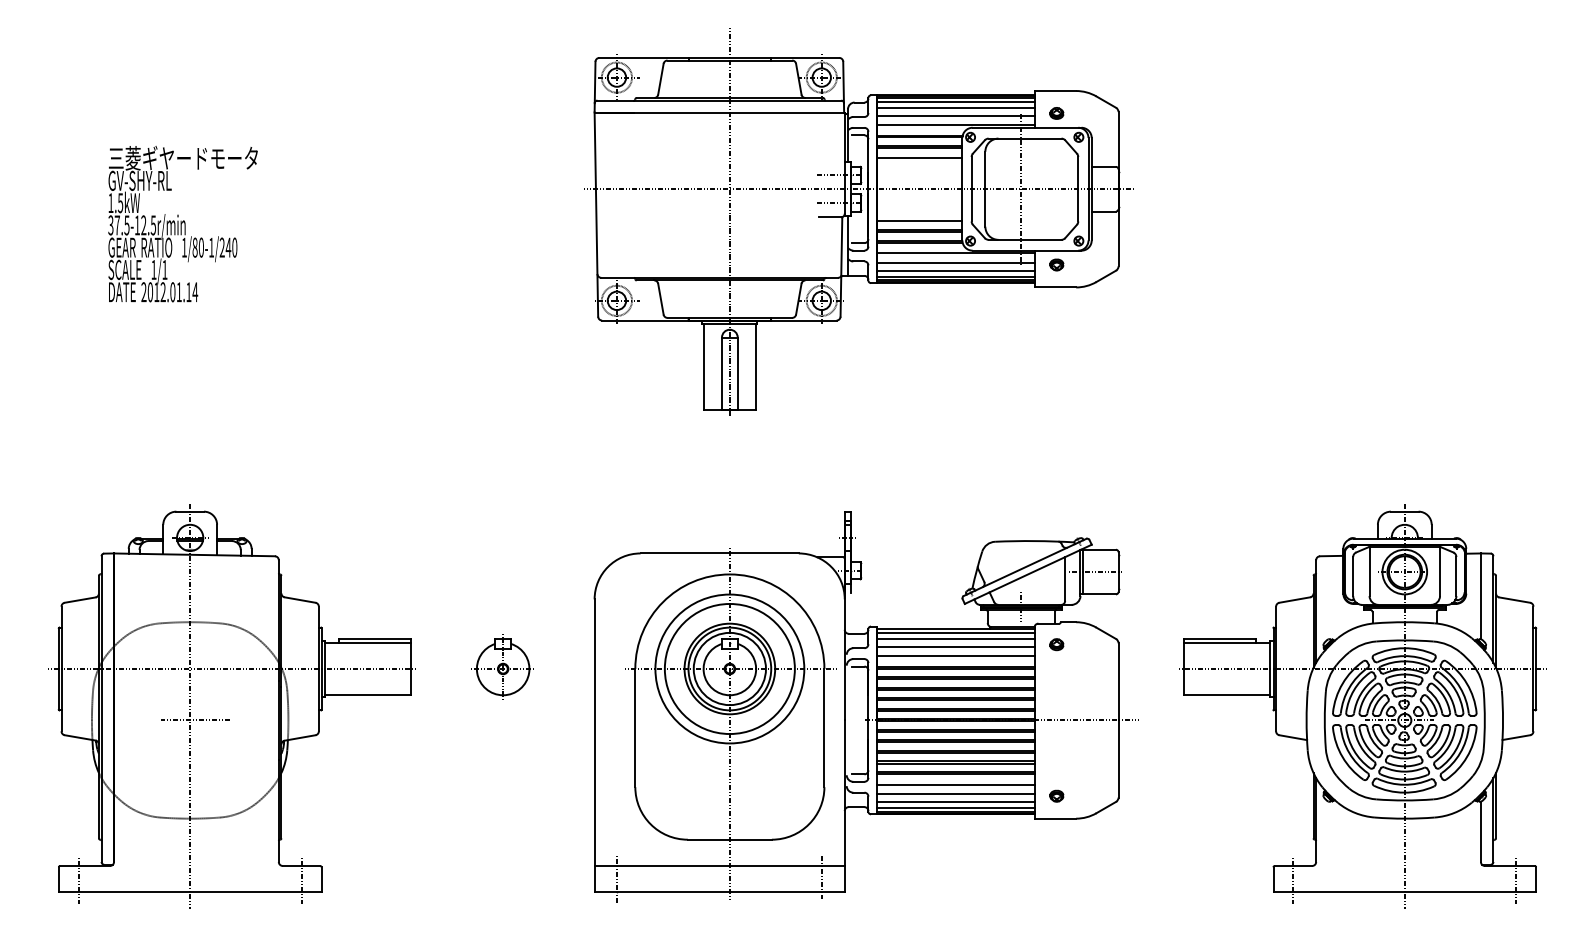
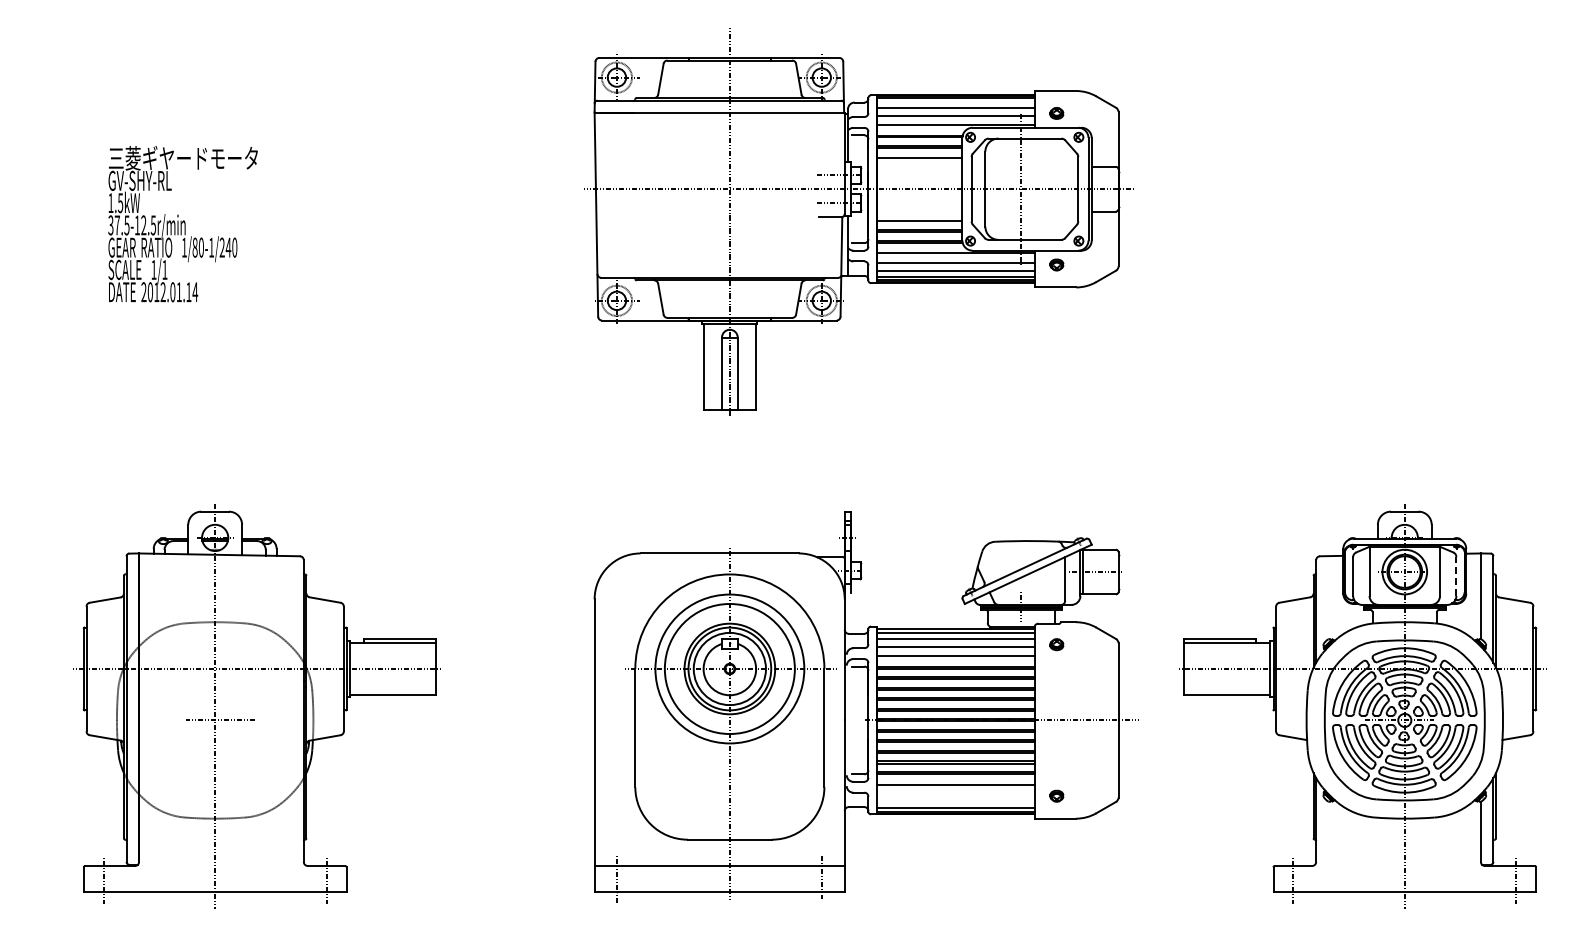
line: present -> none (955, 101)
line: solid -> dashed (1456, 576)
part: present -> none (502, 666)
part position: (231, 706) -> (256, 706) (256, 706)
line: present -> none (955, 793)
line: present -> none (955, 801)
